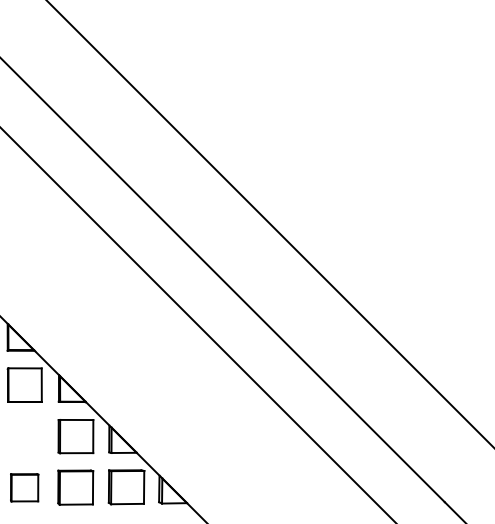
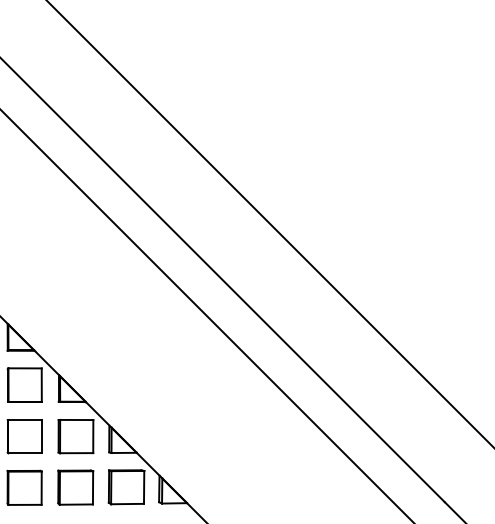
line position: (197, 324) -> (206, 315) (206, 315)
part: none -> present (24, 436)
part size: 30x30 px -> 37x37 px (24, 487)
